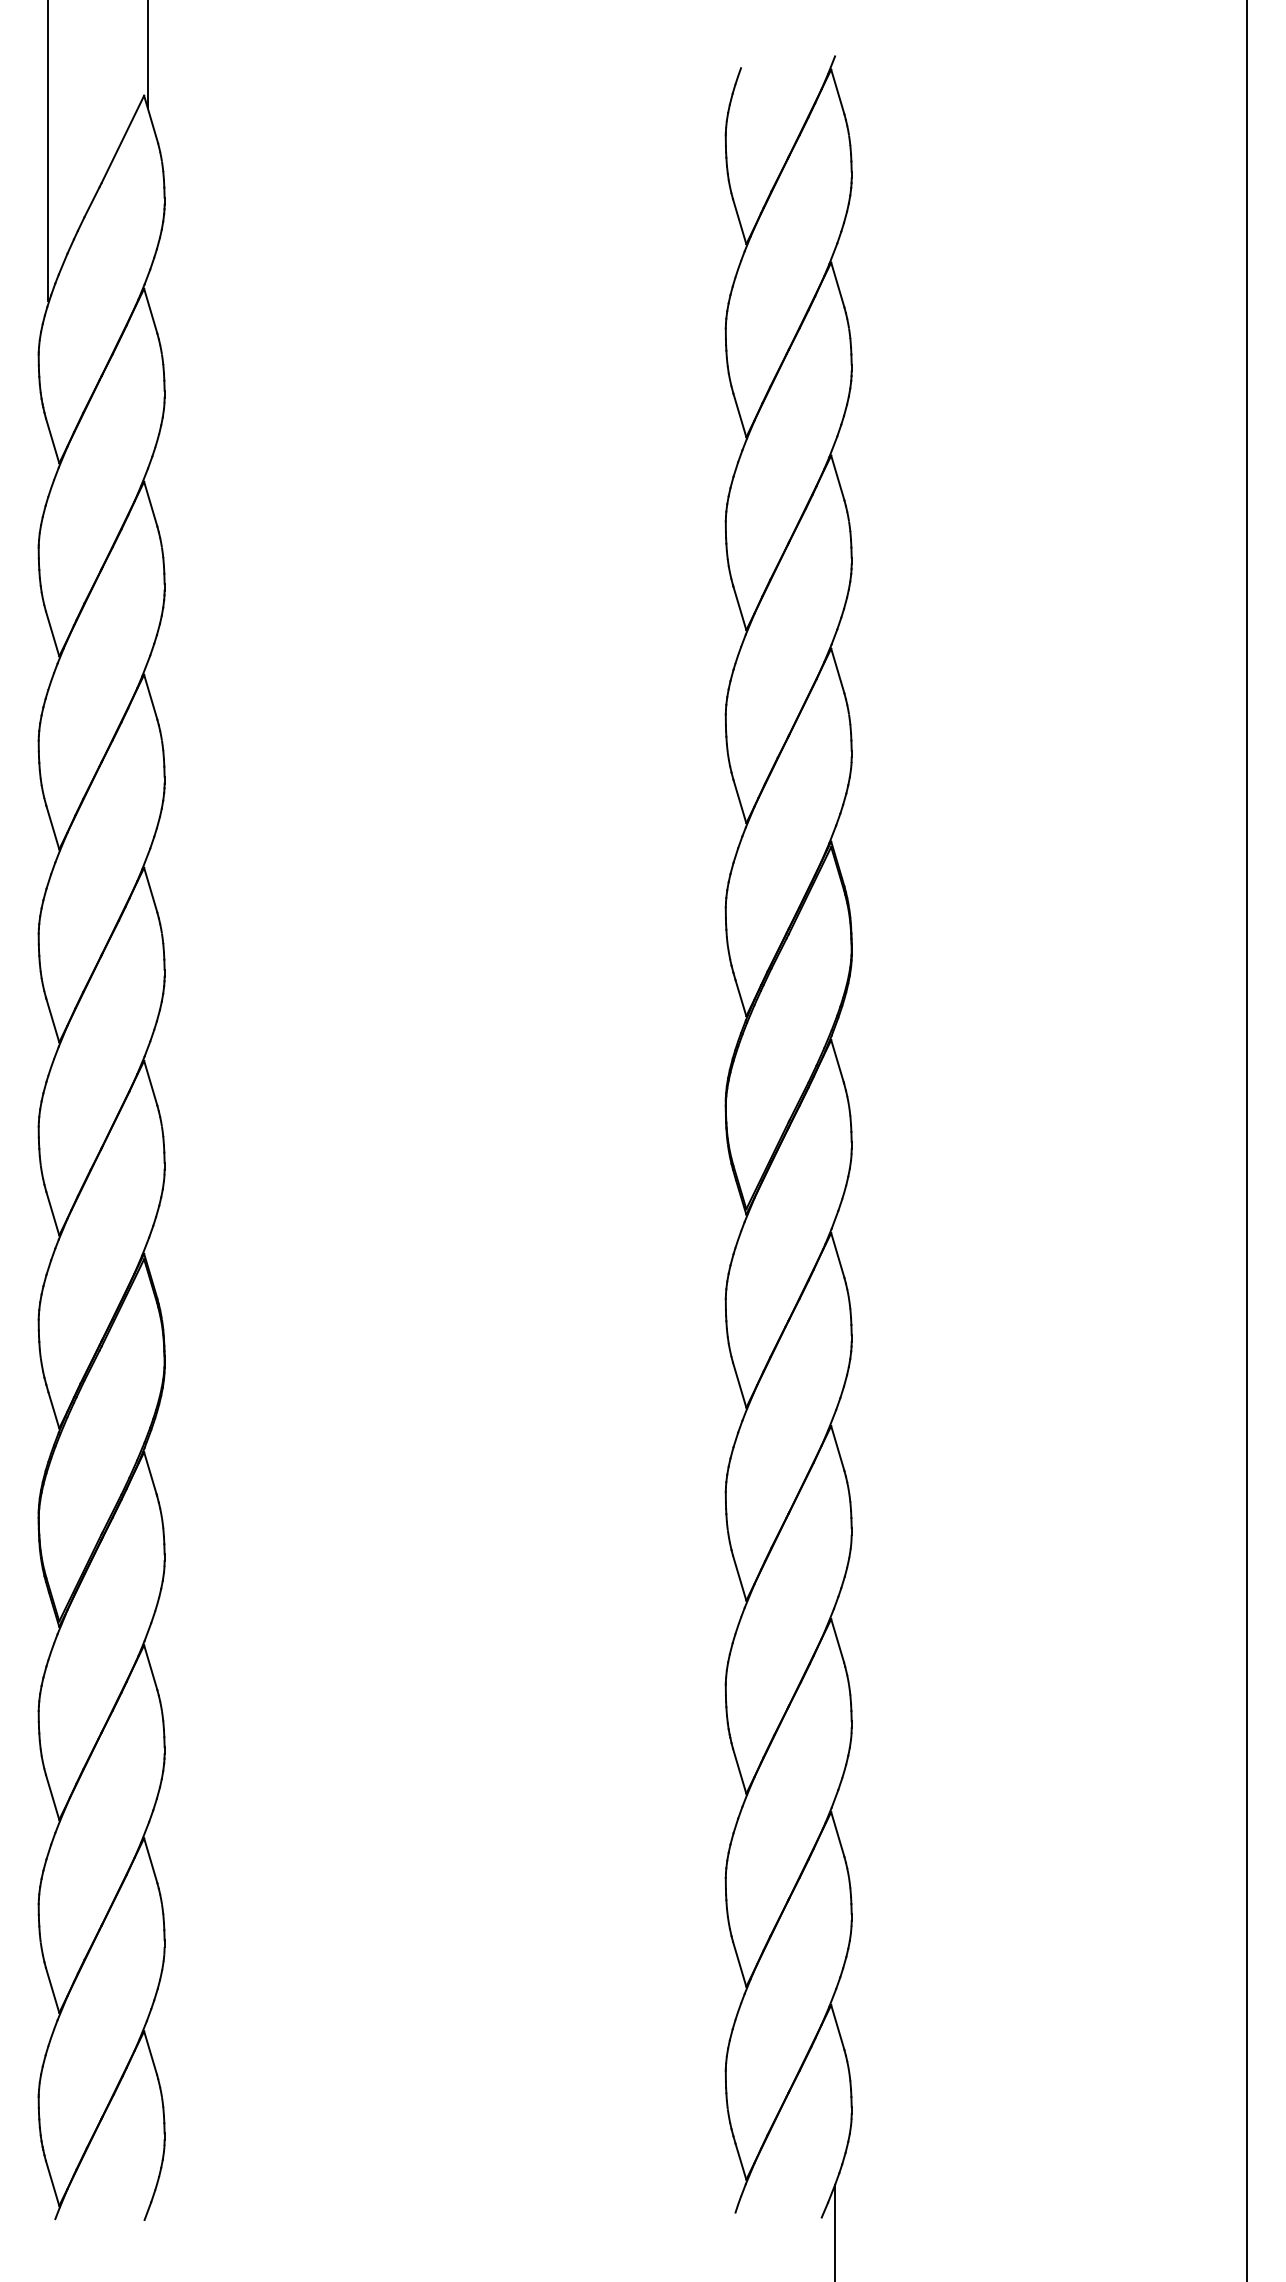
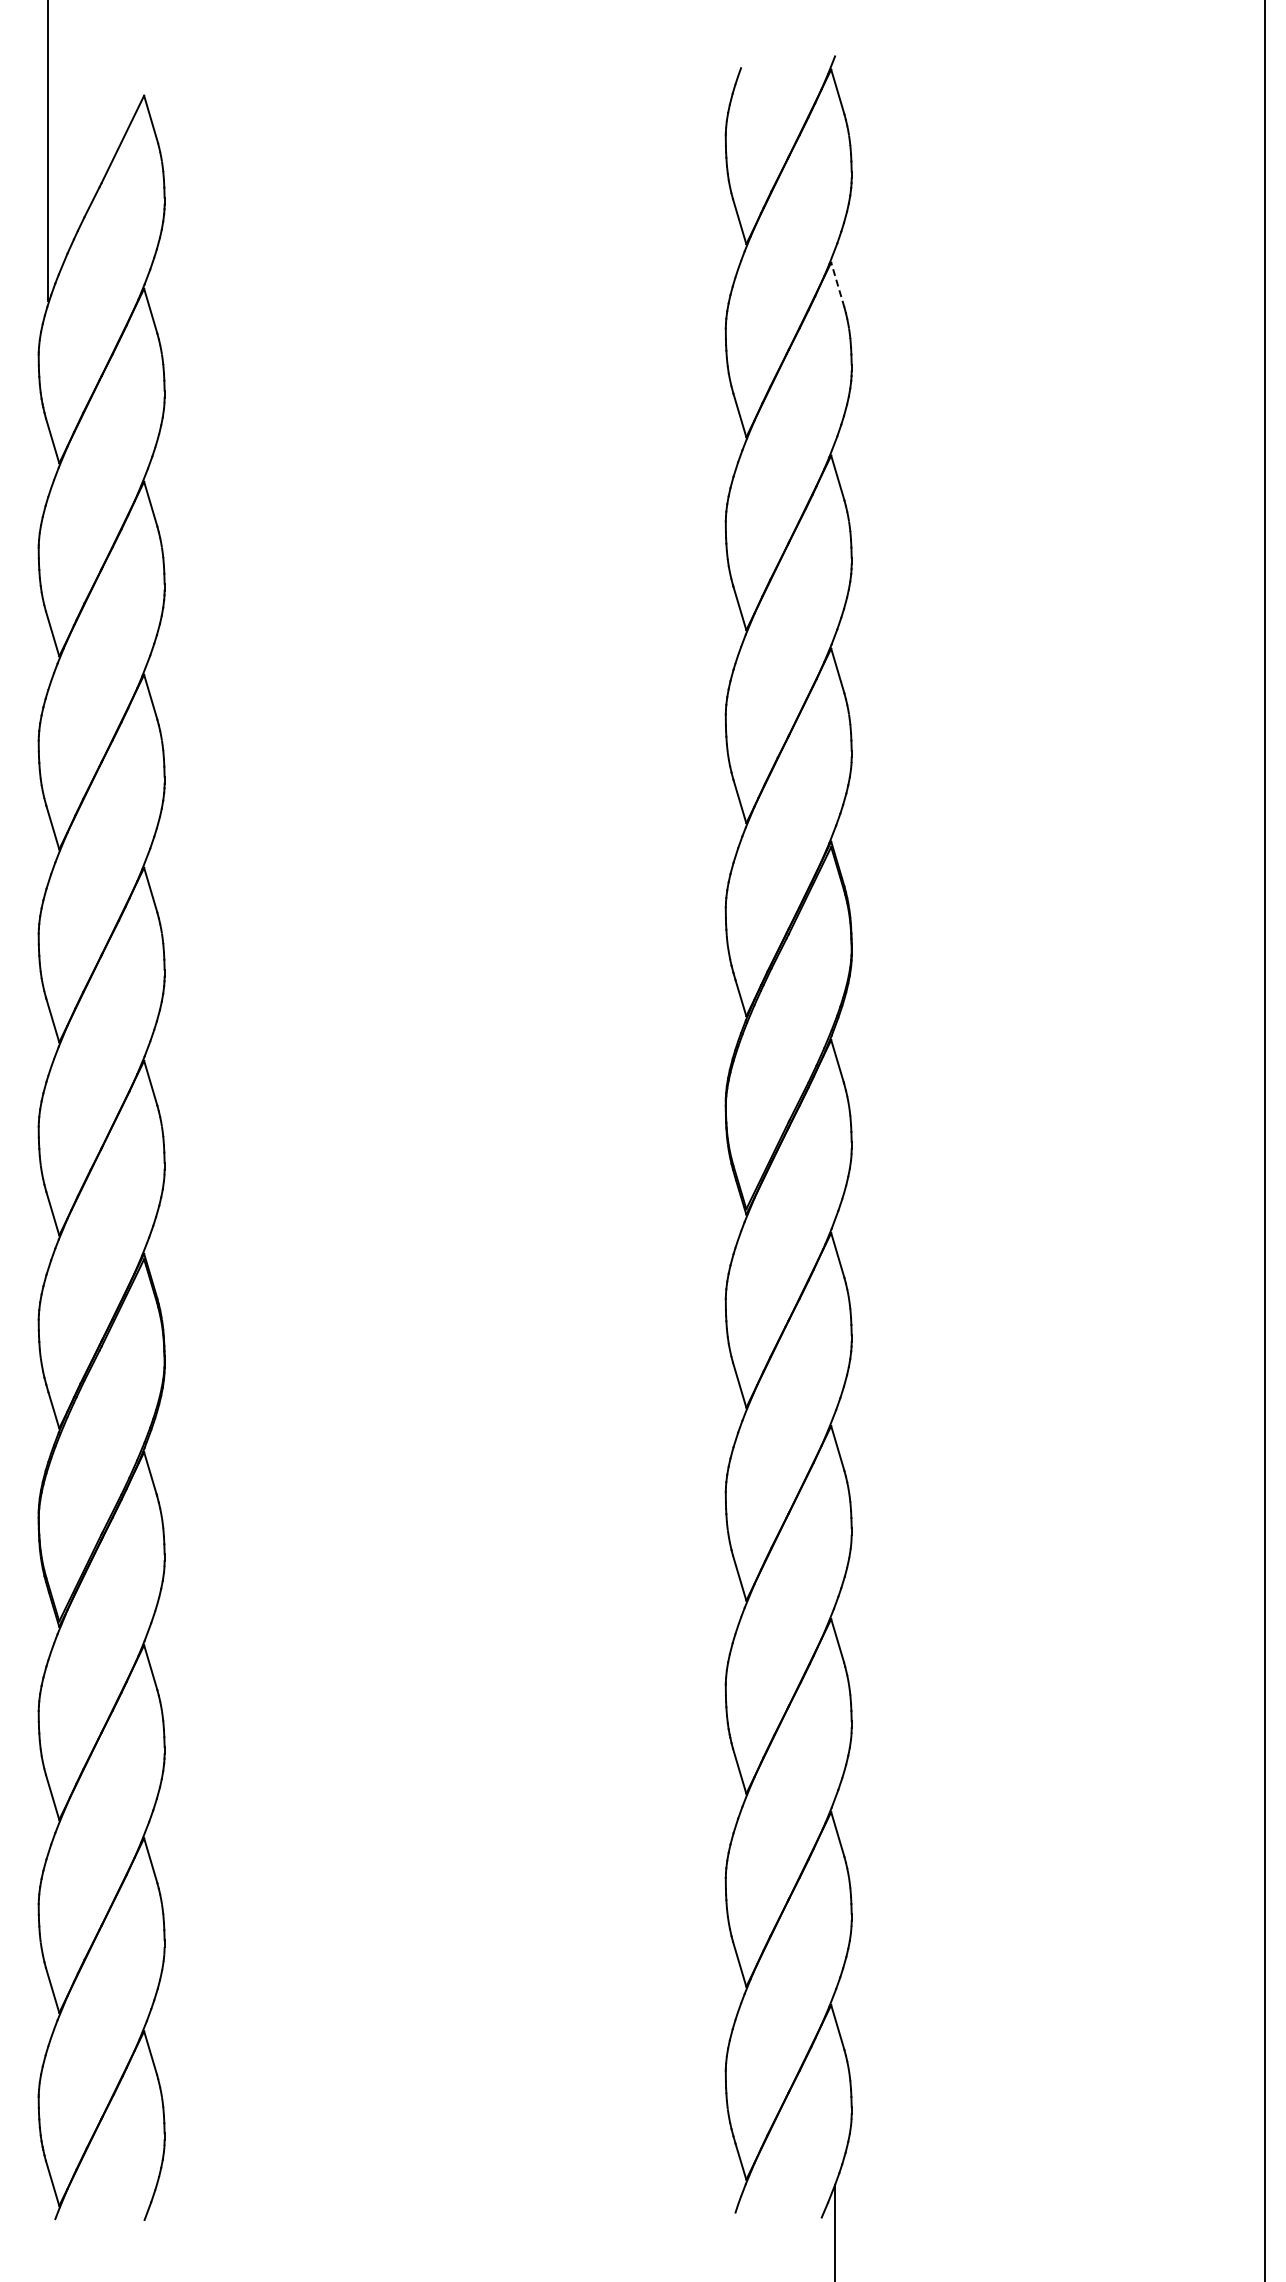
line: present -> none (147, 54)
line: solid -> dashed (837, 284)
line position: (1247, 1140) -> (1265, 1140) (1265, 1140)
